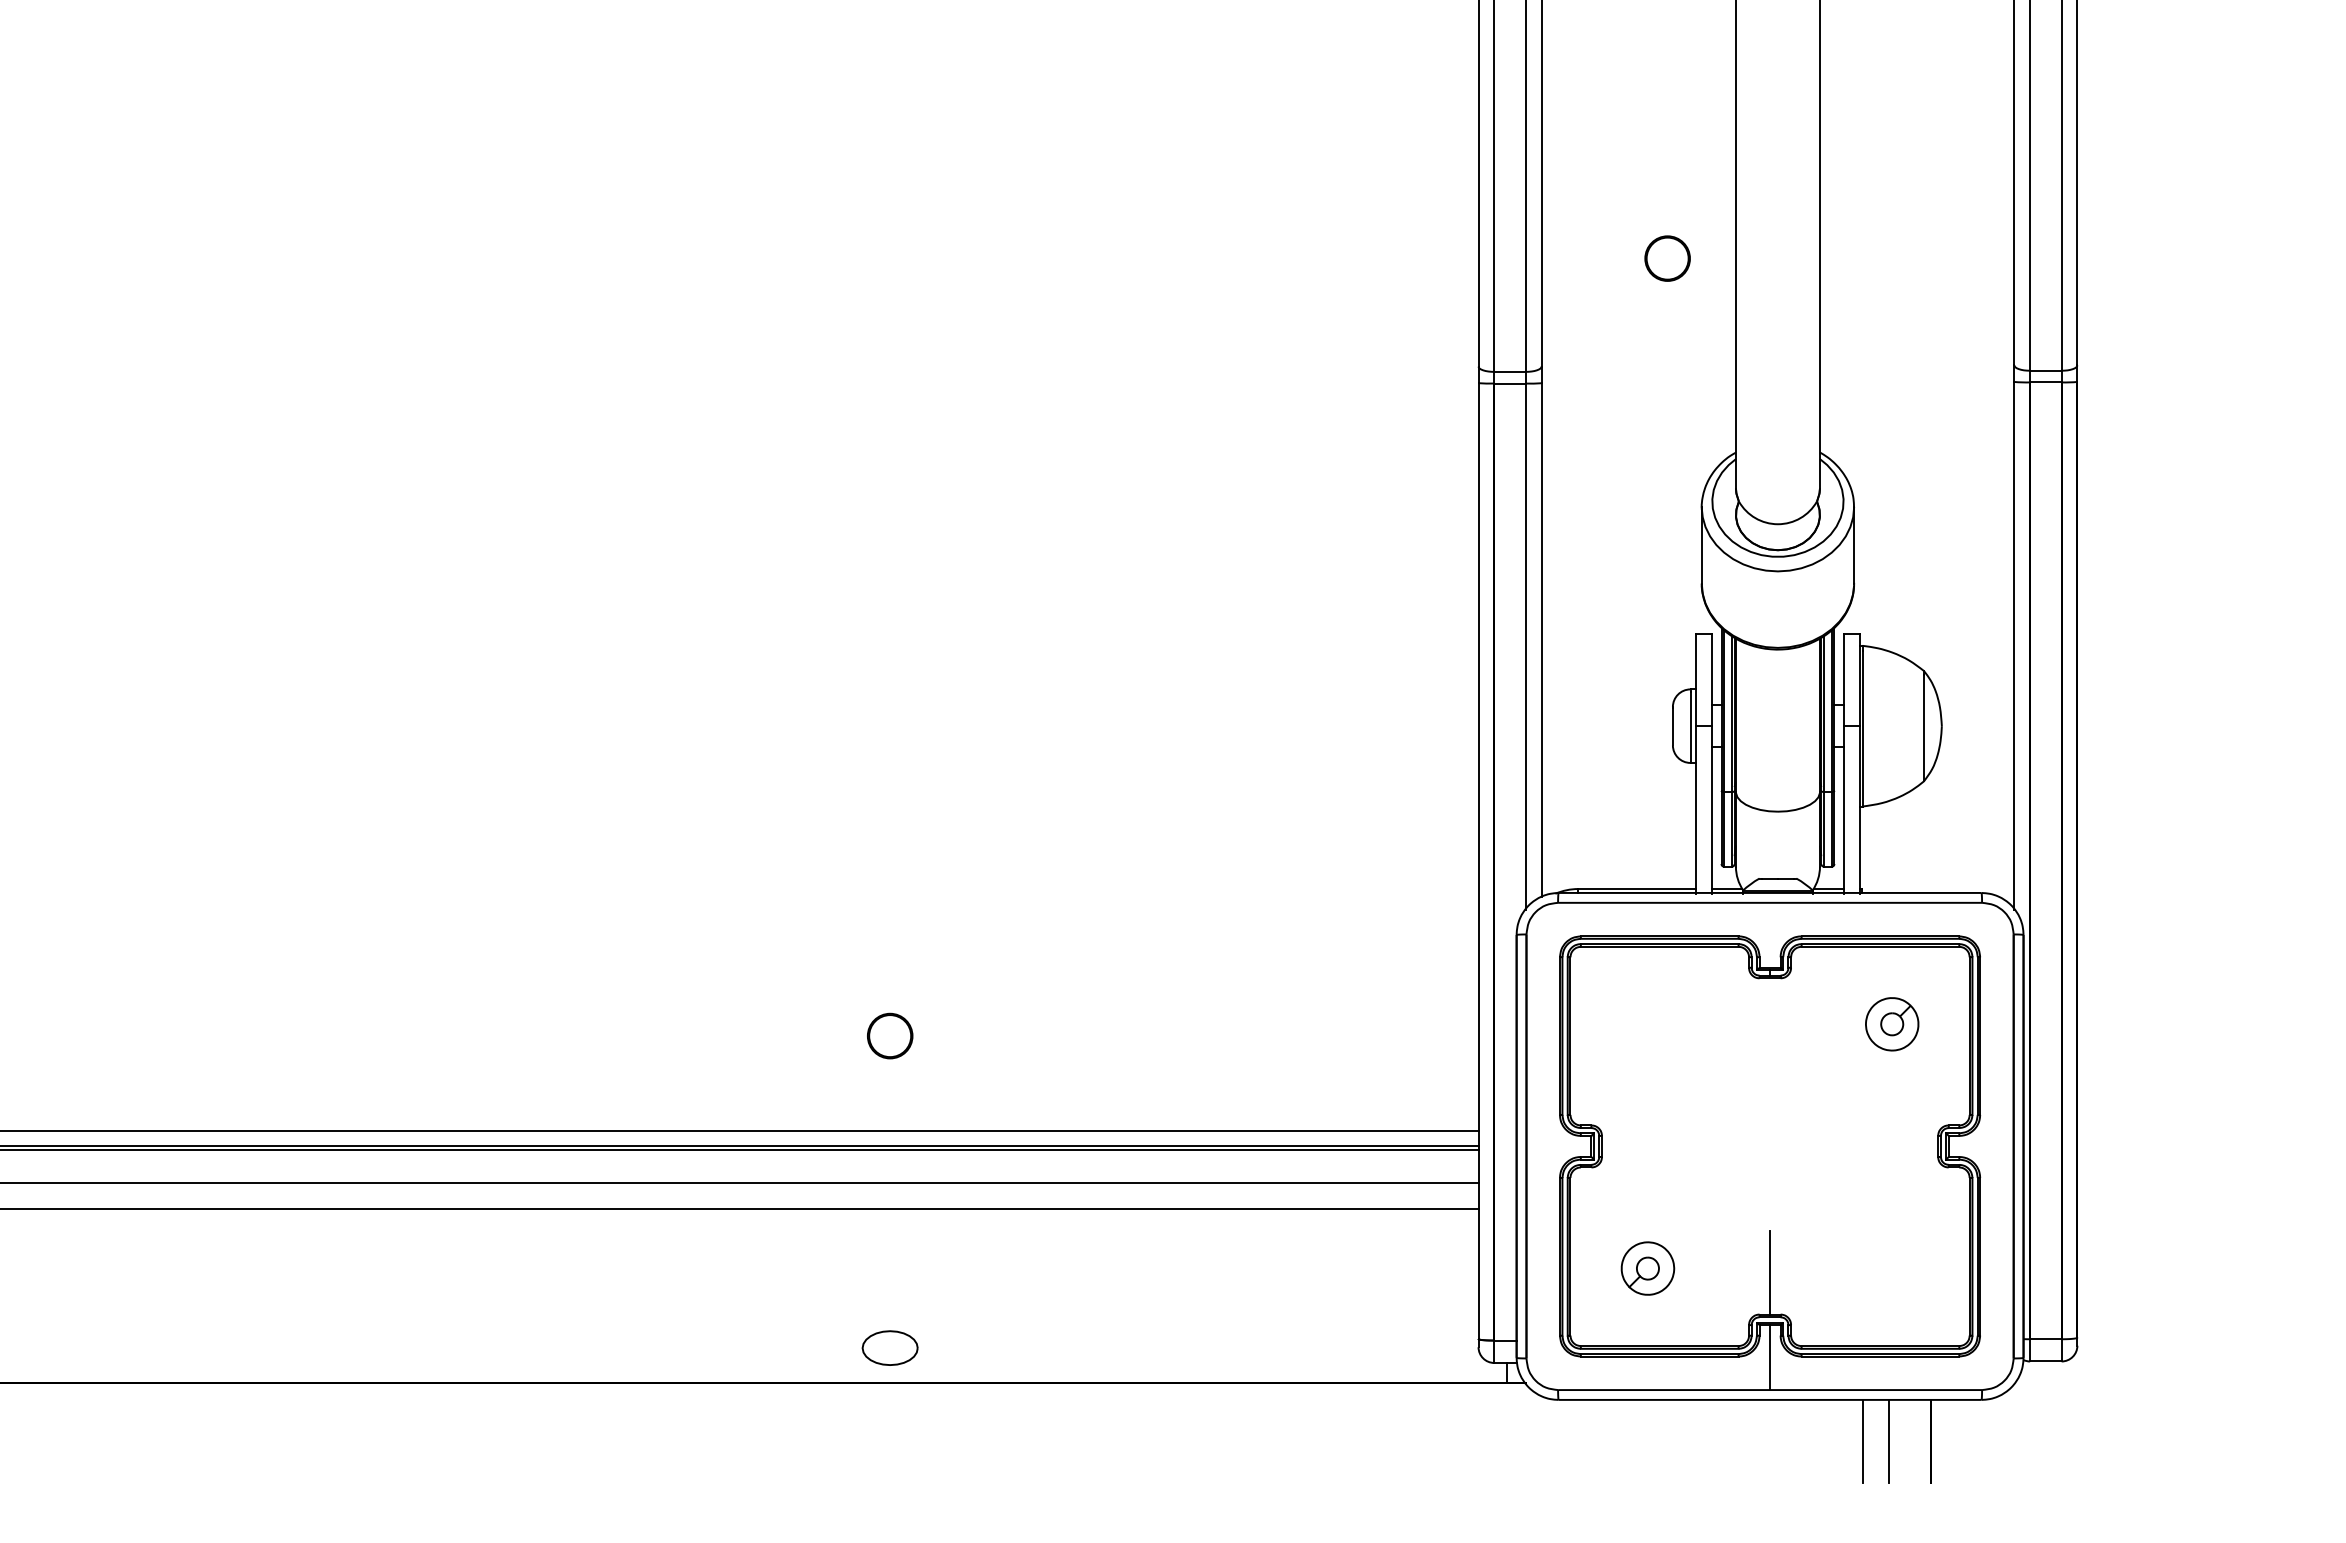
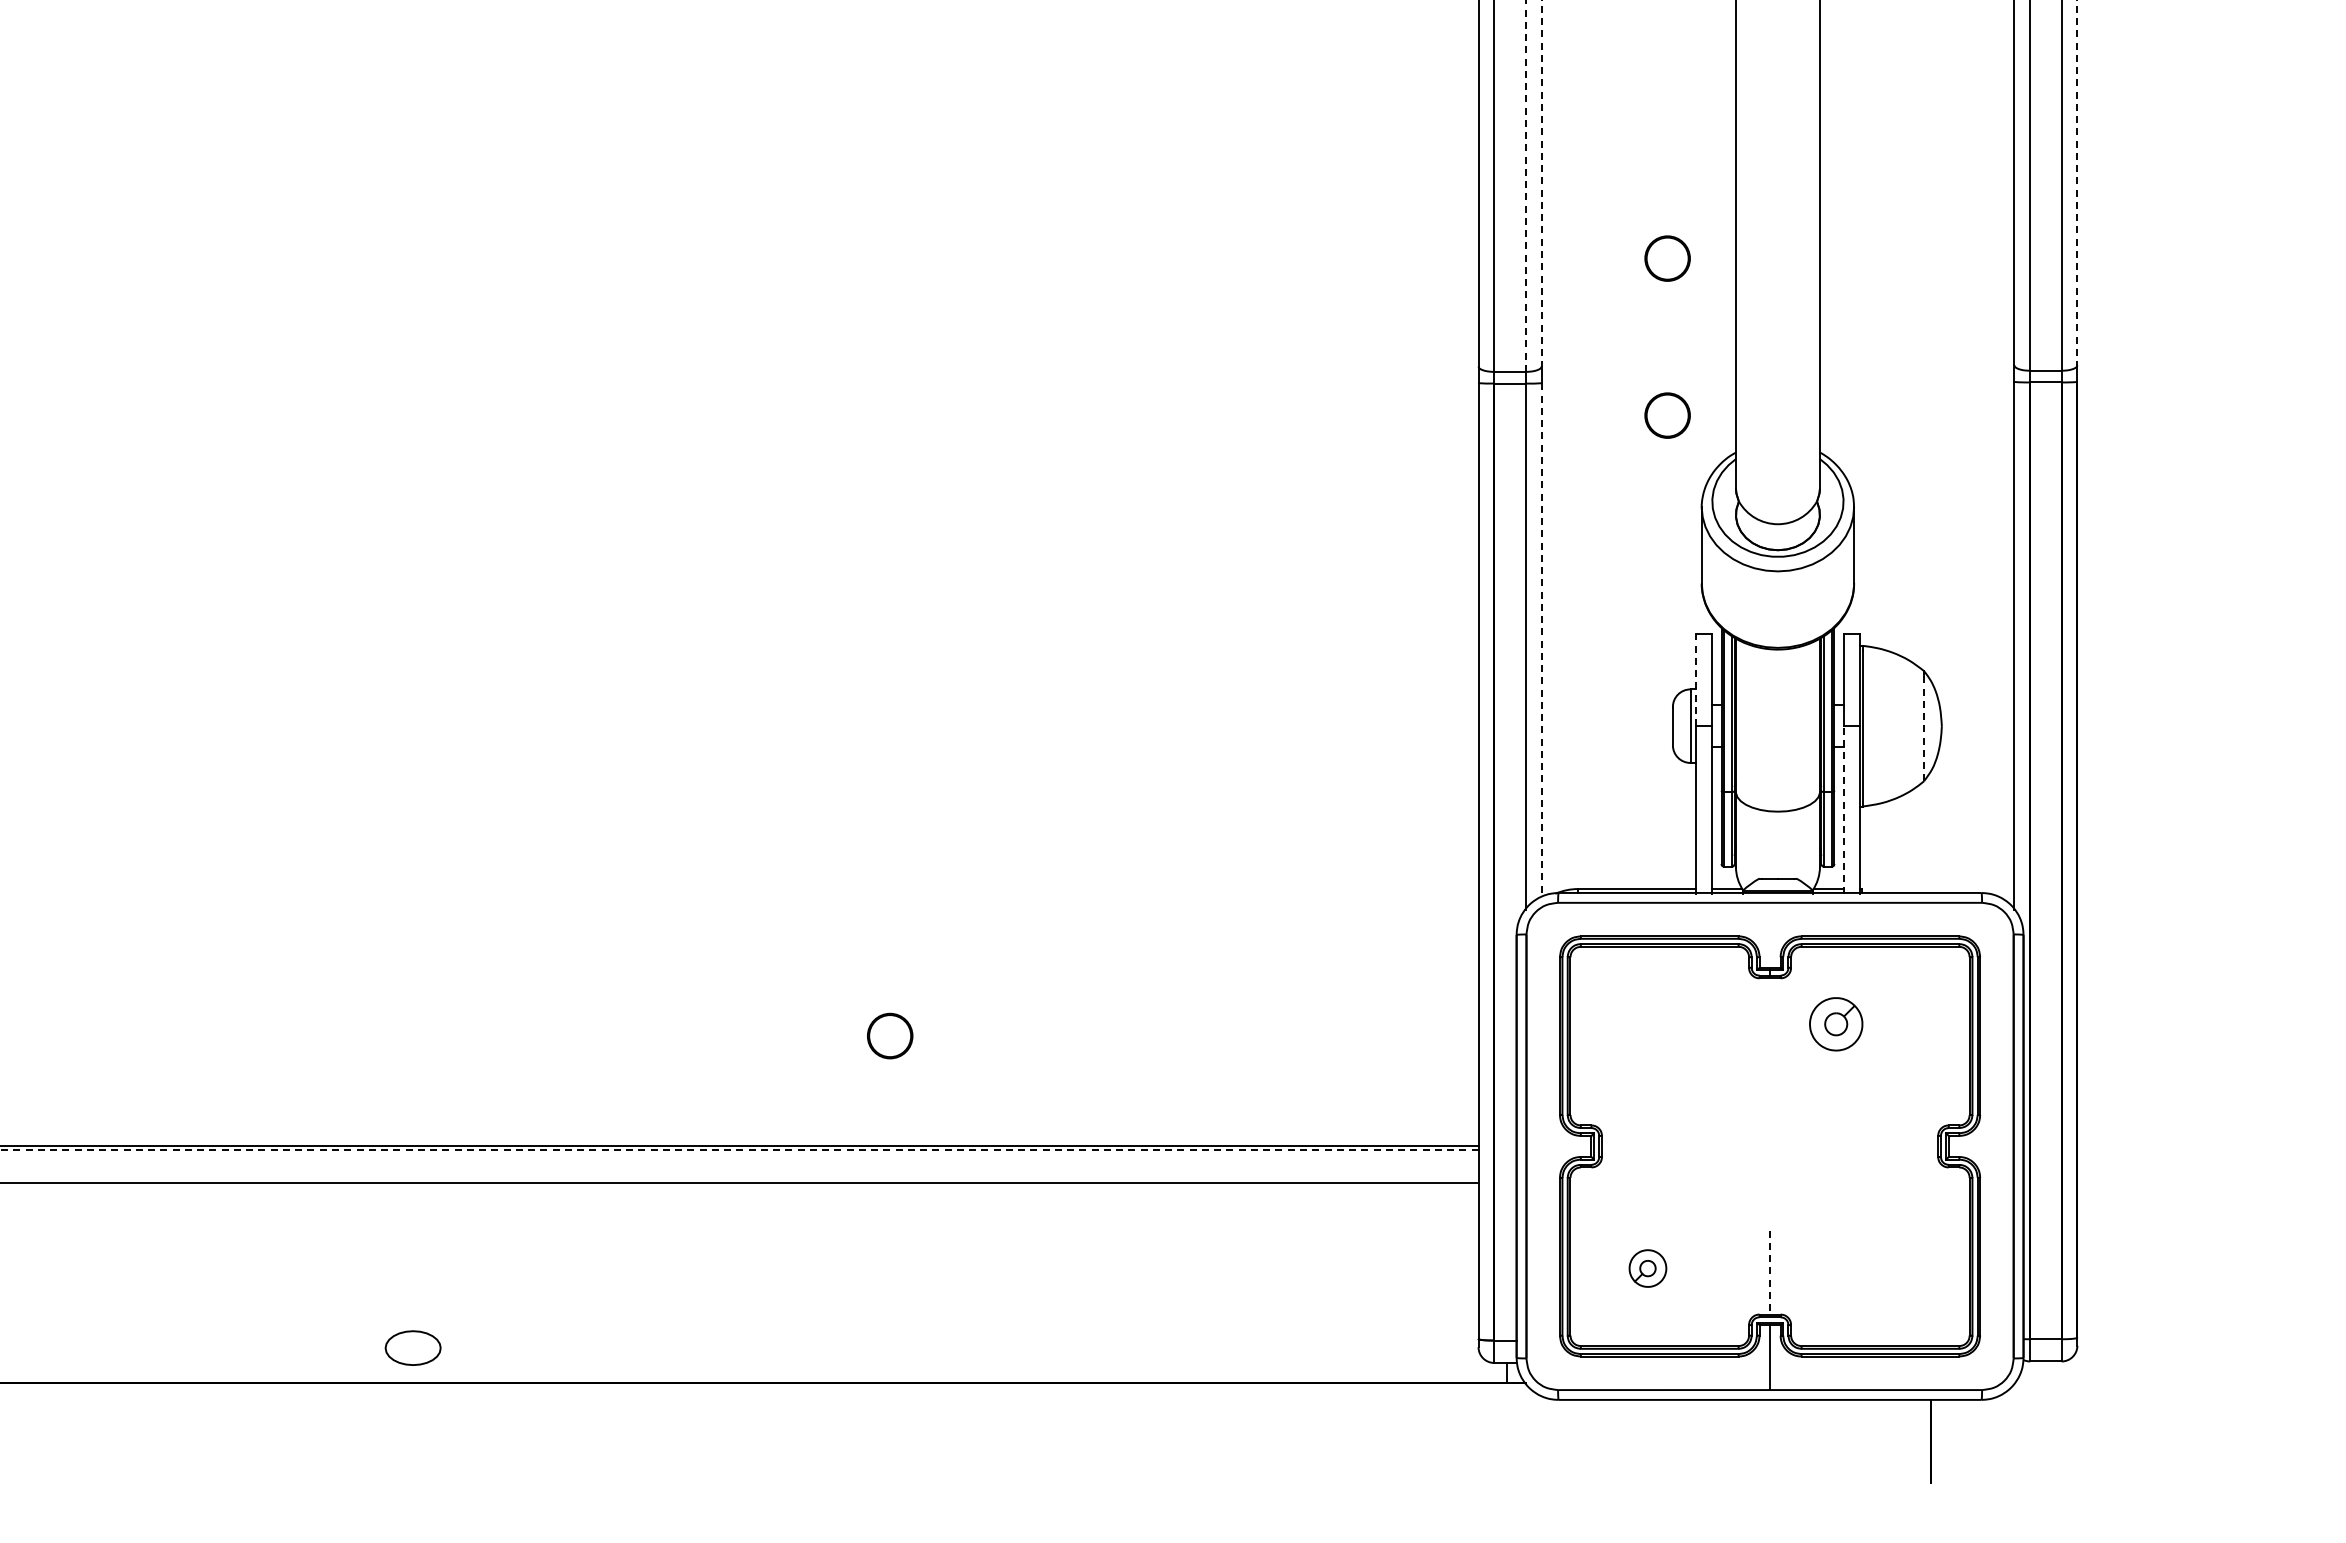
line: solid -> dashed (2077, 182)
line: solid -> dashed (1541, 183)
line: solid -> dashed (1525, 186)
circle: none -> present (1667, 415)
line: solid -> dashed (1541, 640)
line: solid -> dashed (1696, 680)
line: solid -> dashed (1924, 727)
line: solid -> dashed (1844, 809)
part position: (1892, 1024) -> (1836, 1024) (1836, 1024)
line: present -> none (740, 1130)
line: solid -> dashed (739, 1150)
line: present -> none (740, 1209)
part size: 56x55 px -> 40x39 px (1647, 1268)
line: solid -> dashed (1770, 1272)
part position: (889, 1347) -> (412, 1347) (412, 1347)
line: present -> none (1863, 1440)
line: present -> none (1888, 1440)
